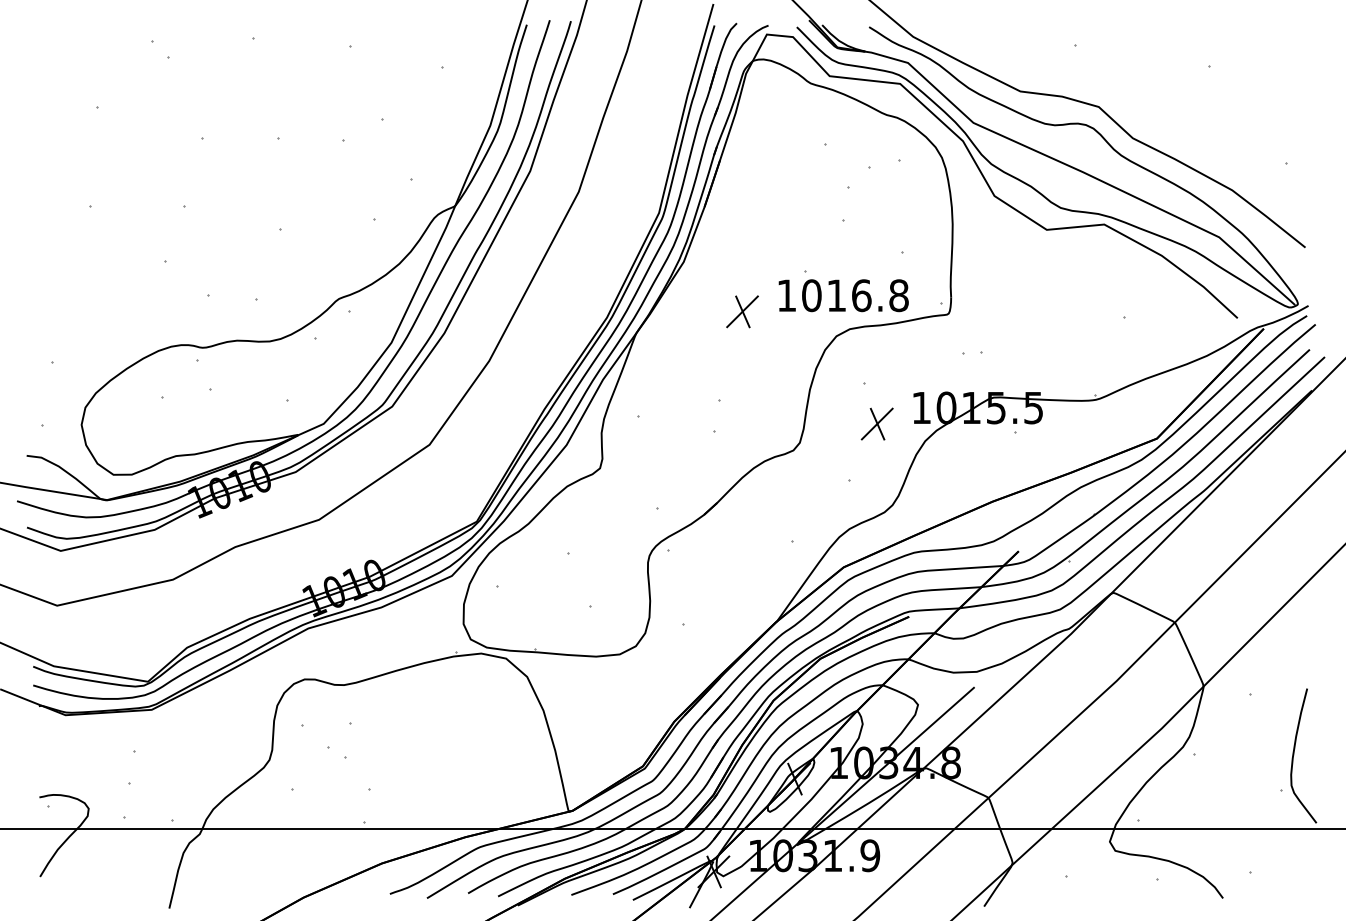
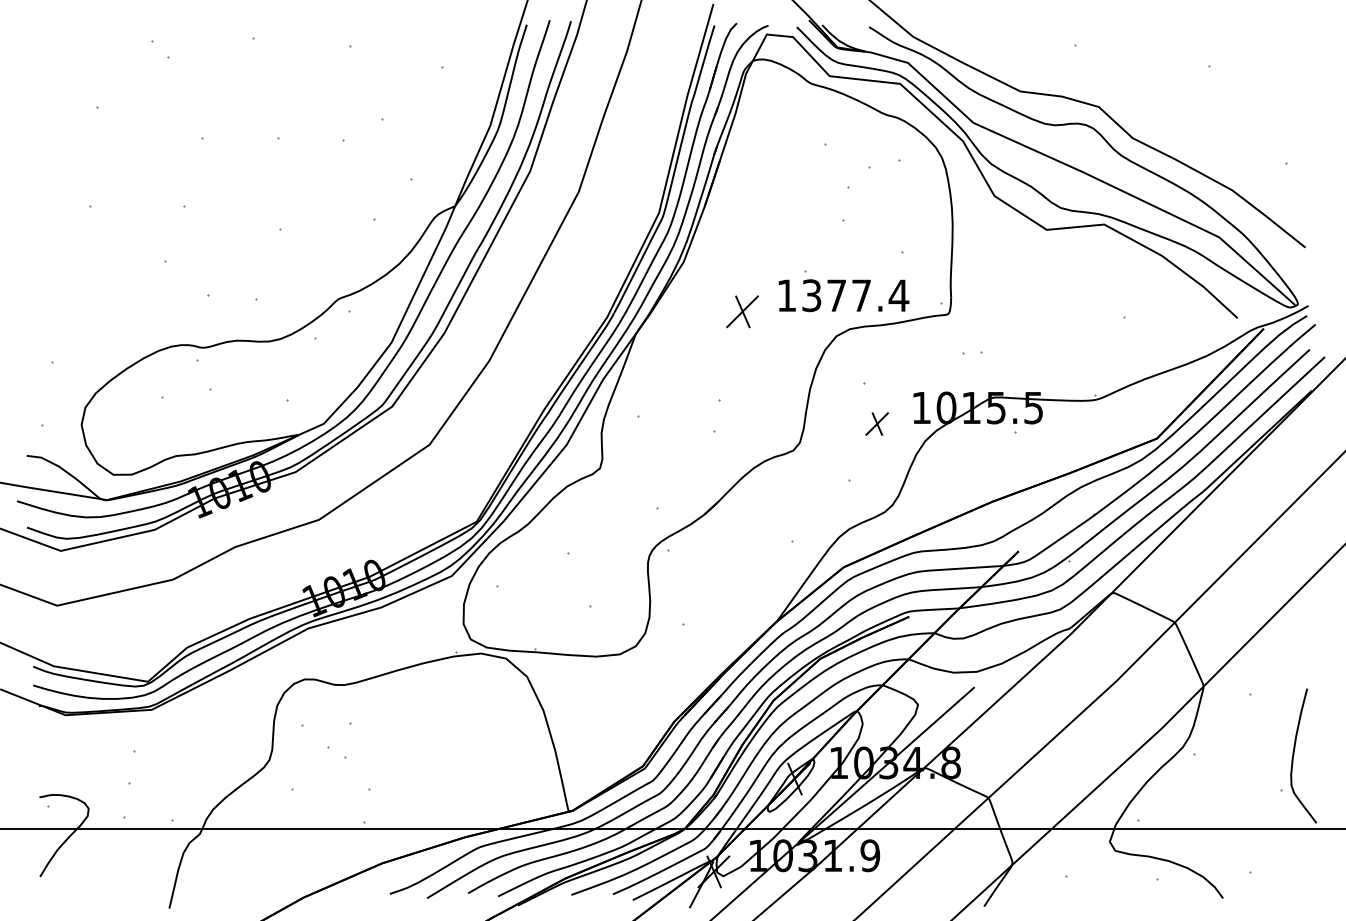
text: 1016.8 -> 1377.4 (855, 295)
part size: 34x34 px -> 24x24 px (876, 423)
